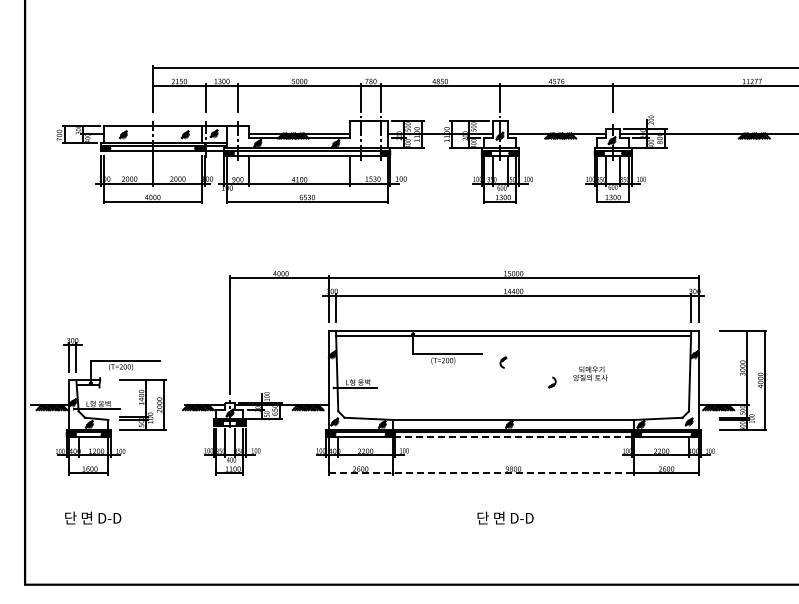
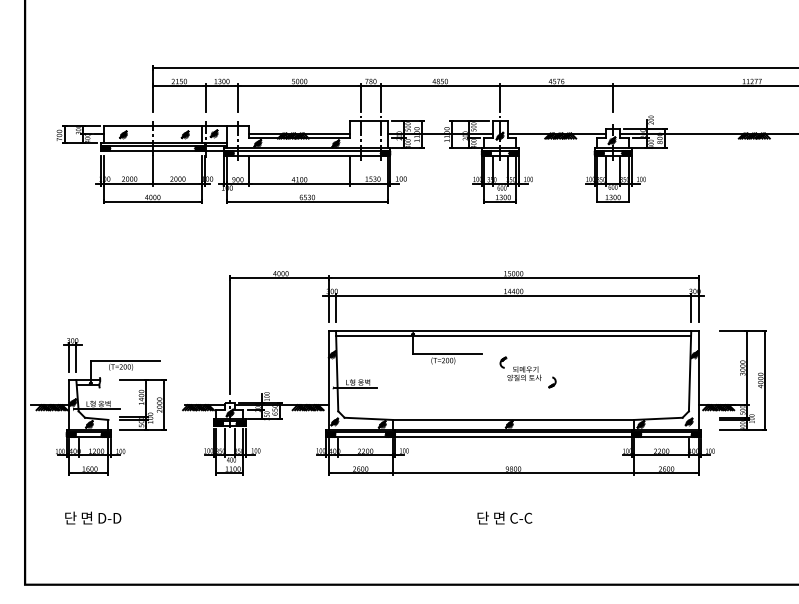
text position: (590, 373) -> (524, 373) (524, 373)
line: dashed -> solid (513, 437)
line: dashed -> solid (481, 473)
text: 단 면 D-D -> 단 면 C-C (521, 517)
